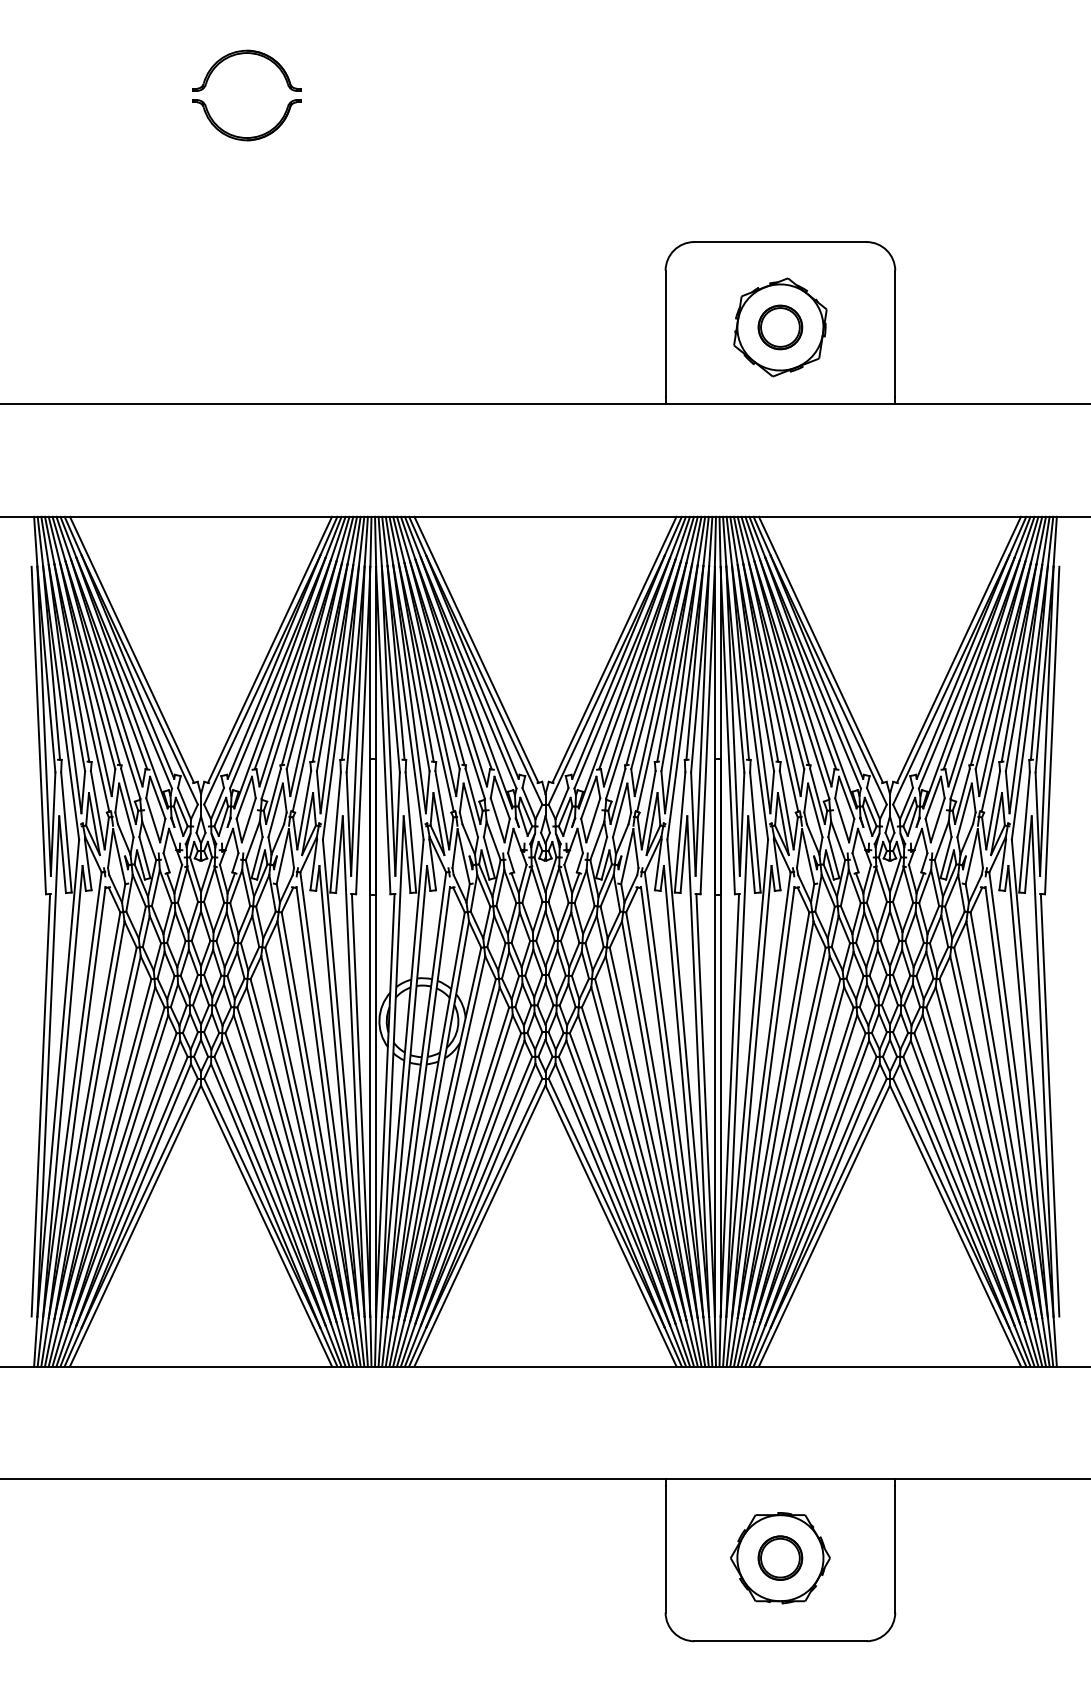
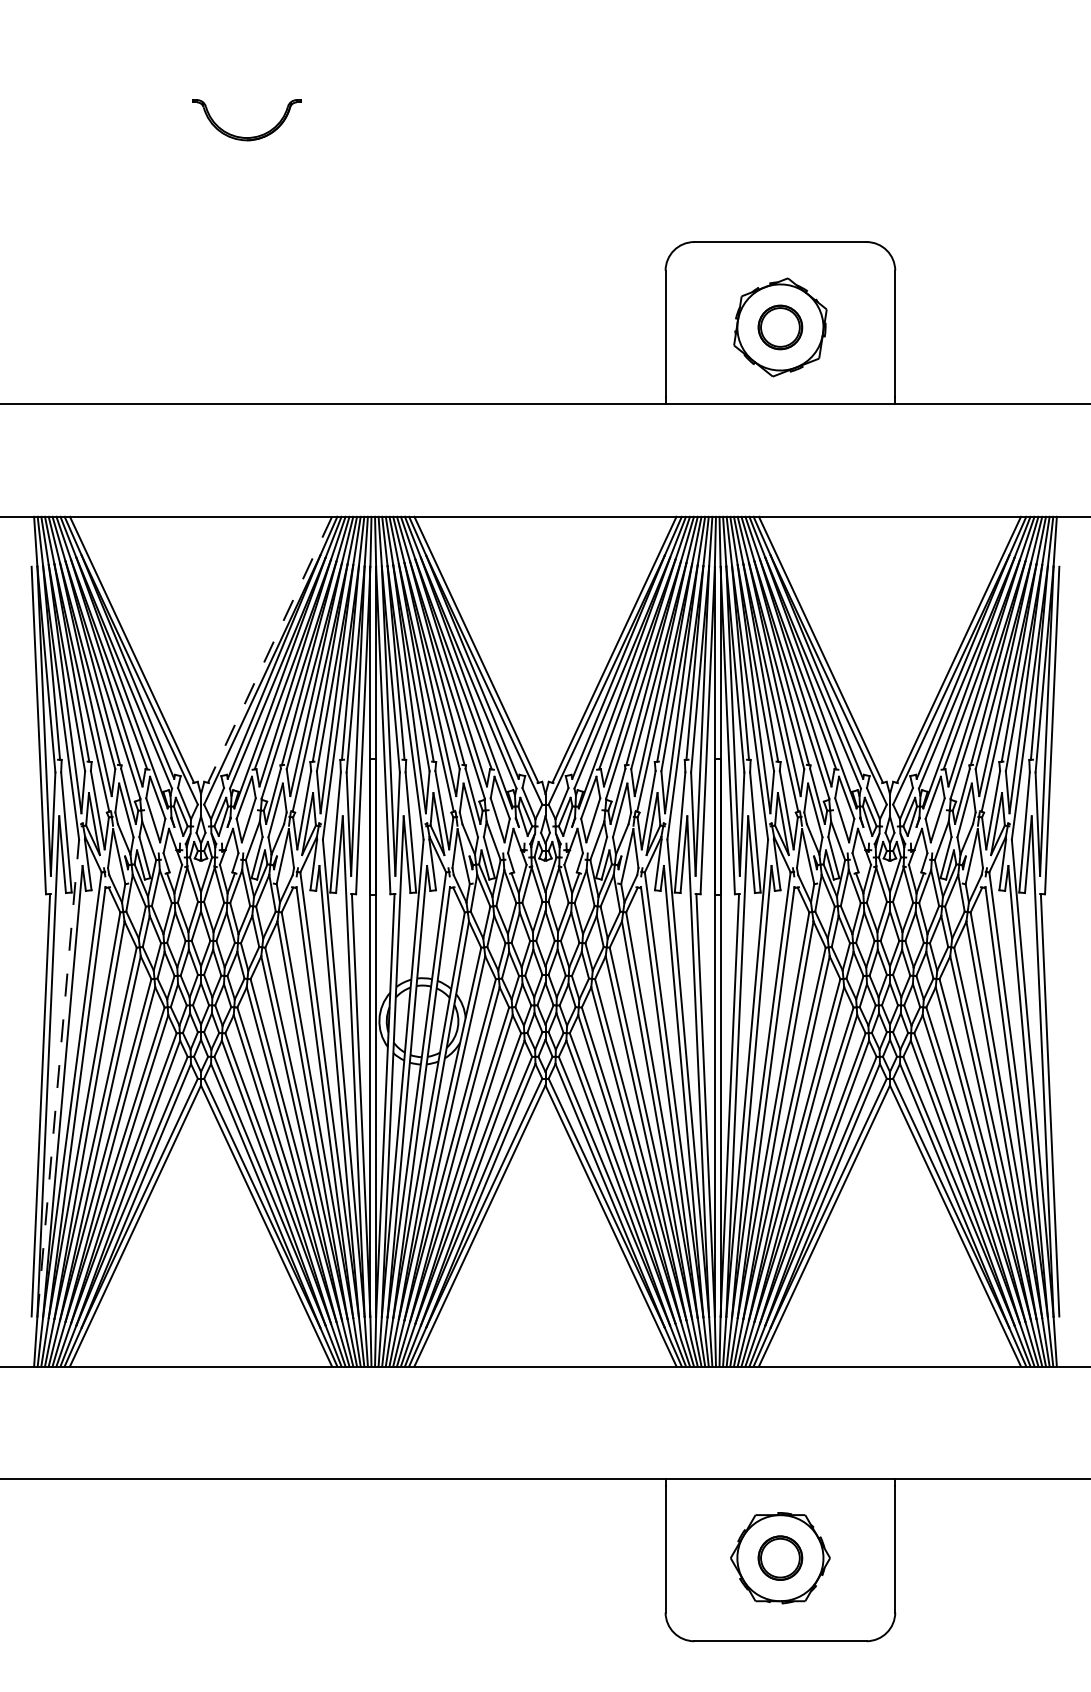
part: present -> none (242, 54)
line: solid -> dashed (270, 649)
line: solid -> dashed (58, 1077)
